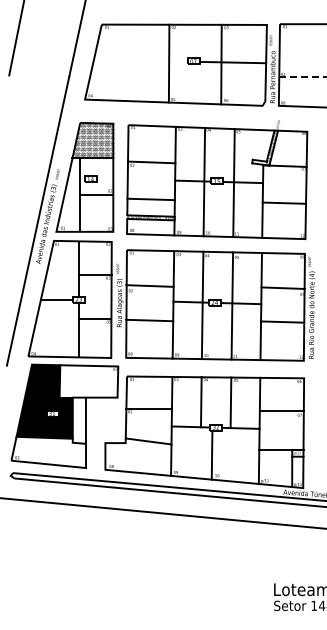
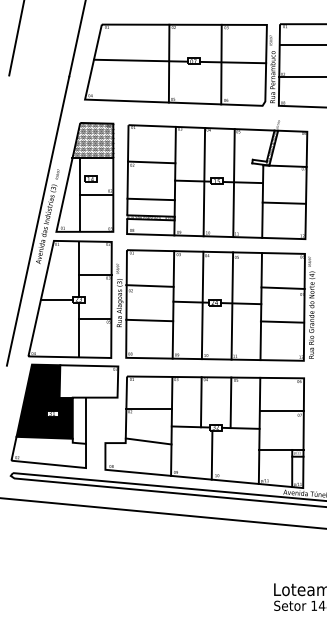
line: none -> present (301, 44)
line: none -> present (140, 60)
line: dashed -> solid (303, 77)
